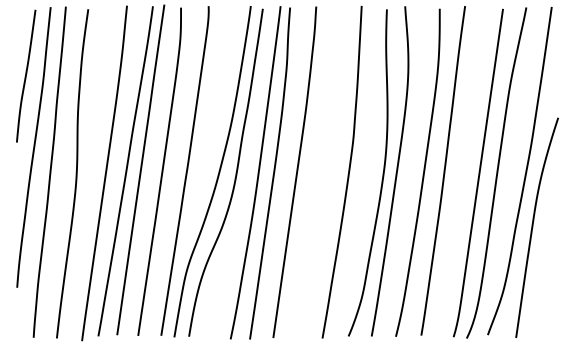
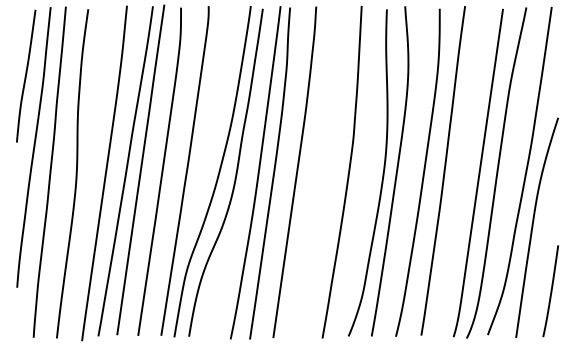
curve: none -> present (550, 291)
